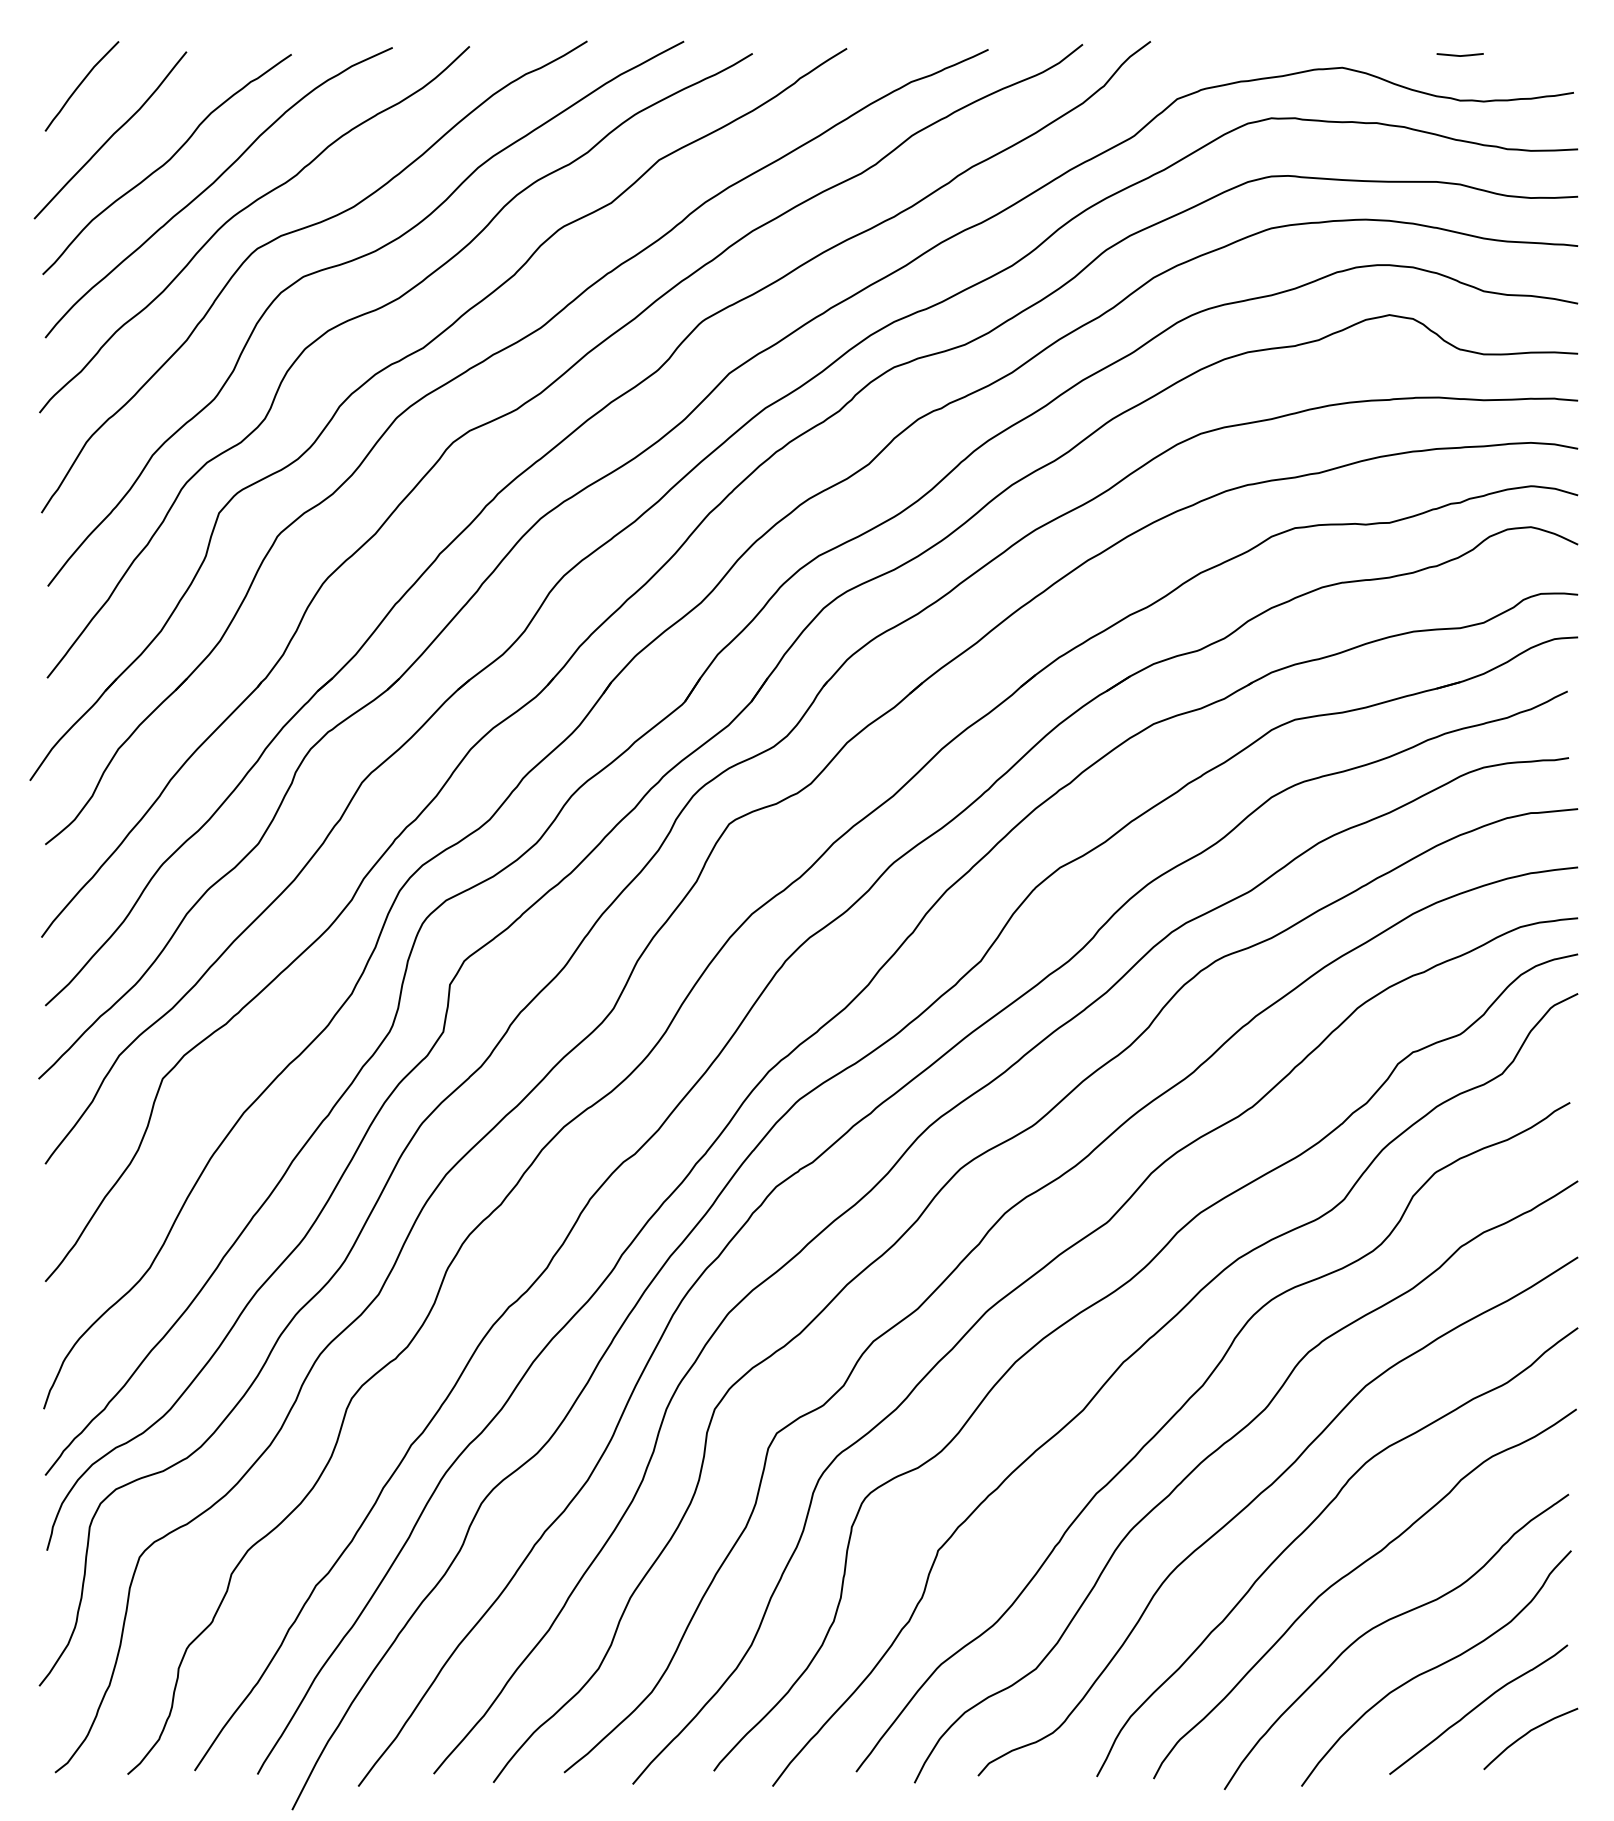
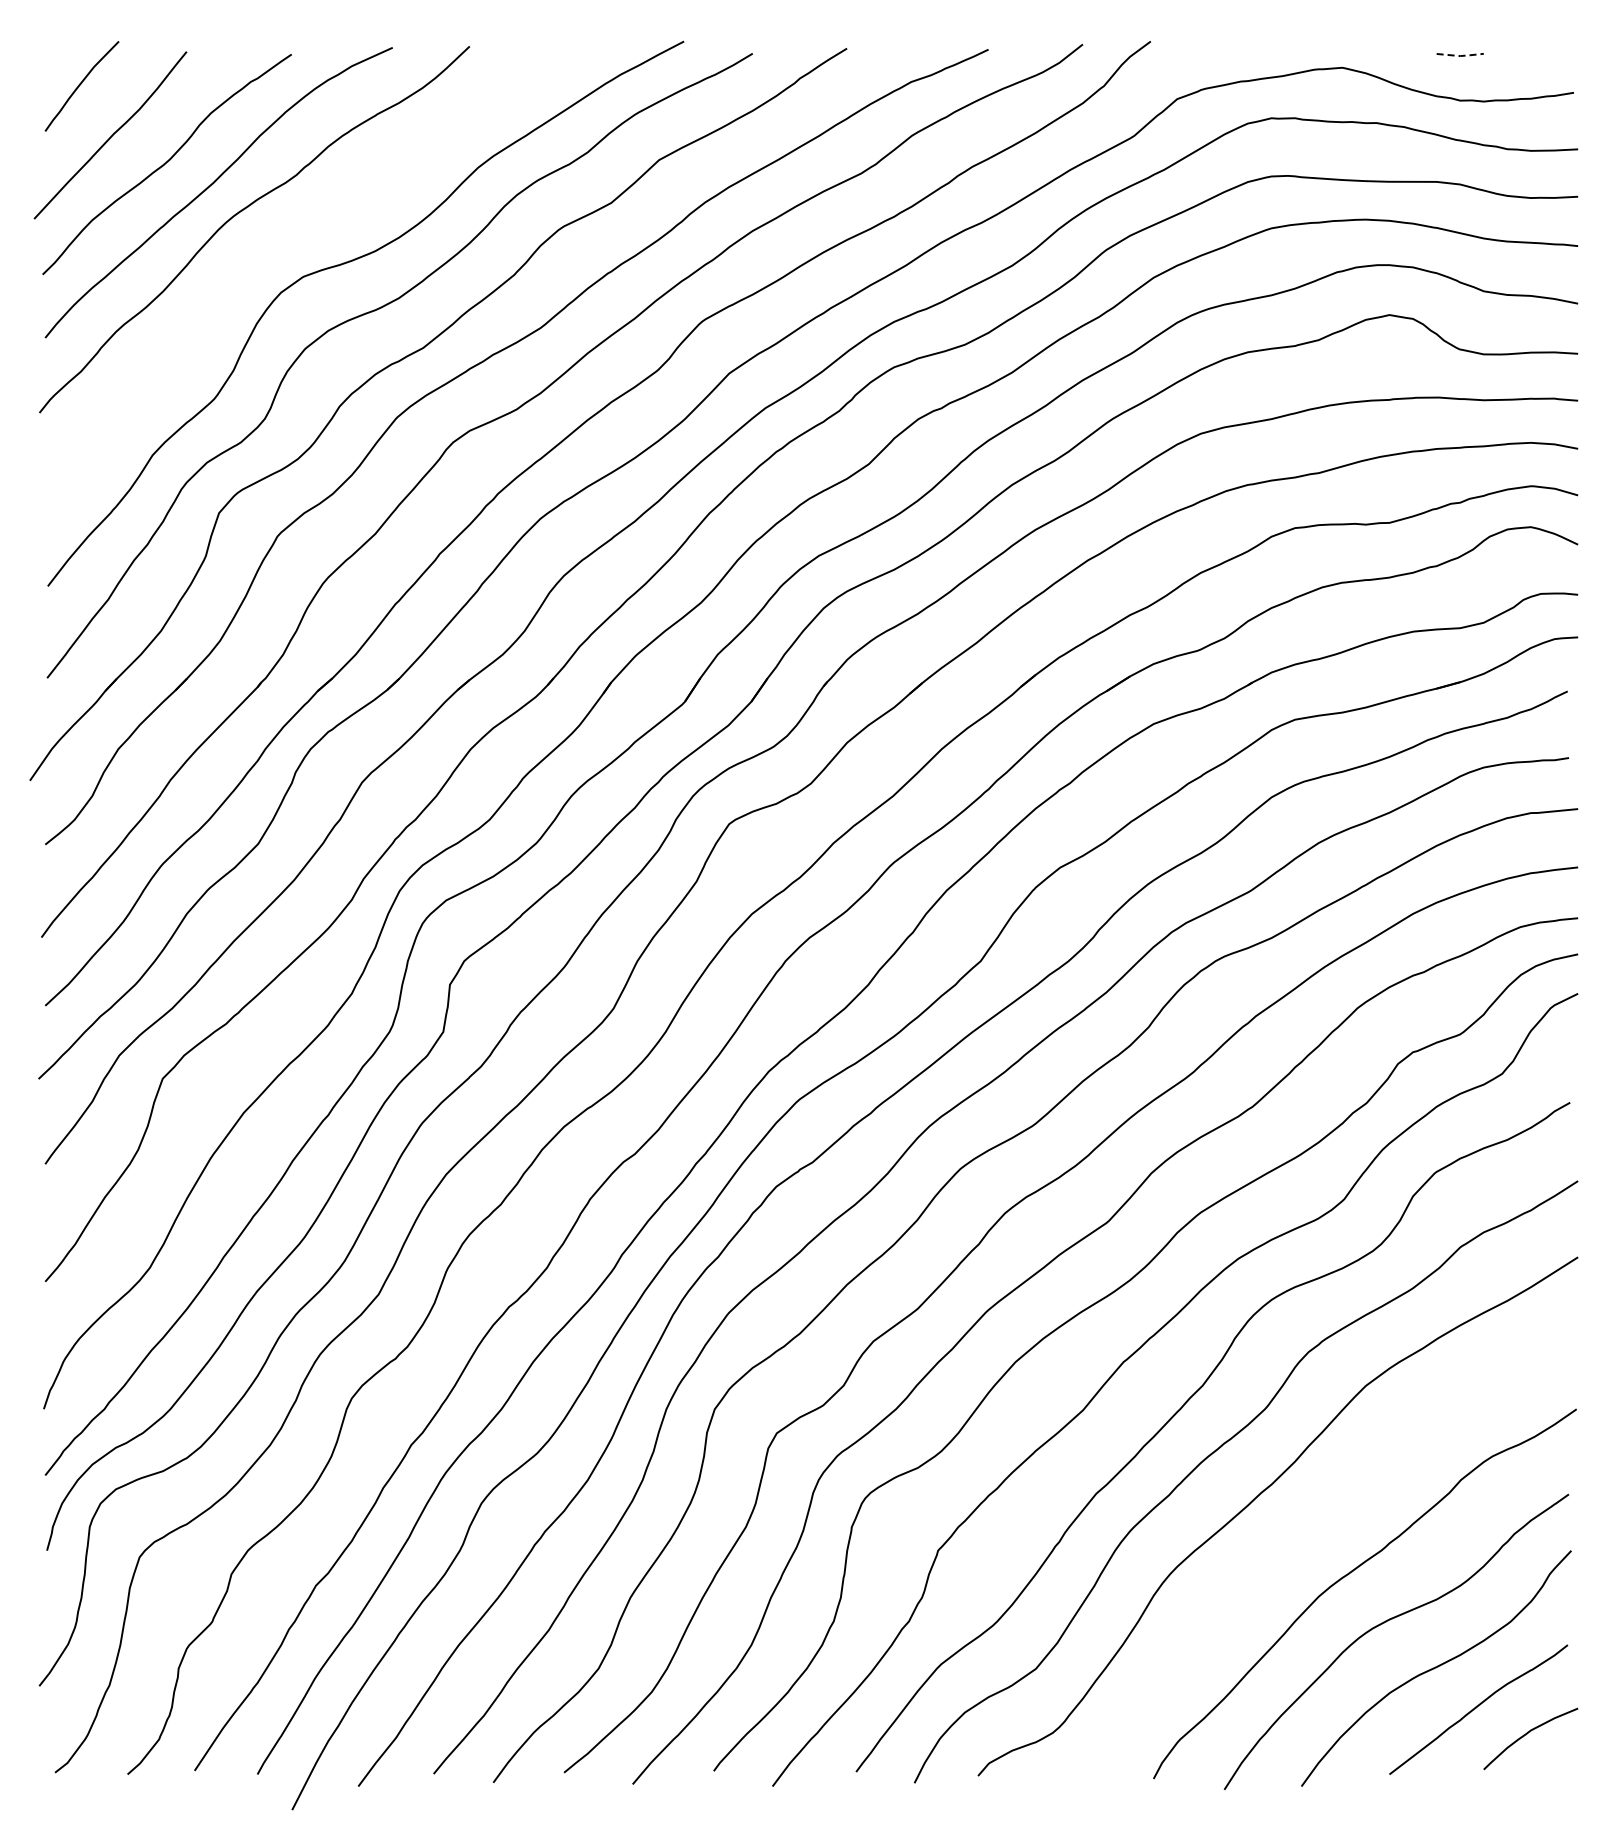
line: solid -> dashed (1460, 56)
curve: present -> none (300, 230)
curve: present -> none (1311, 1525)
